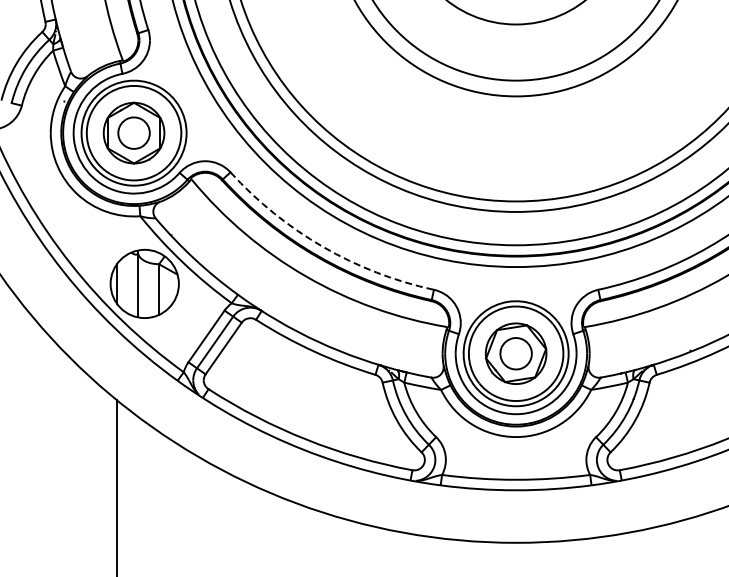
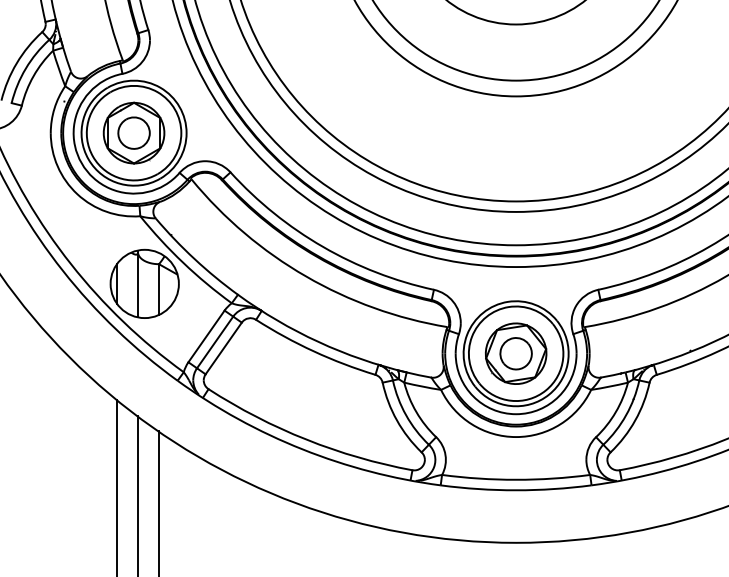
arc: dashed -> solid (323, 246)
line: none -> present (138, 494)
line: none -> present (159, 502)
